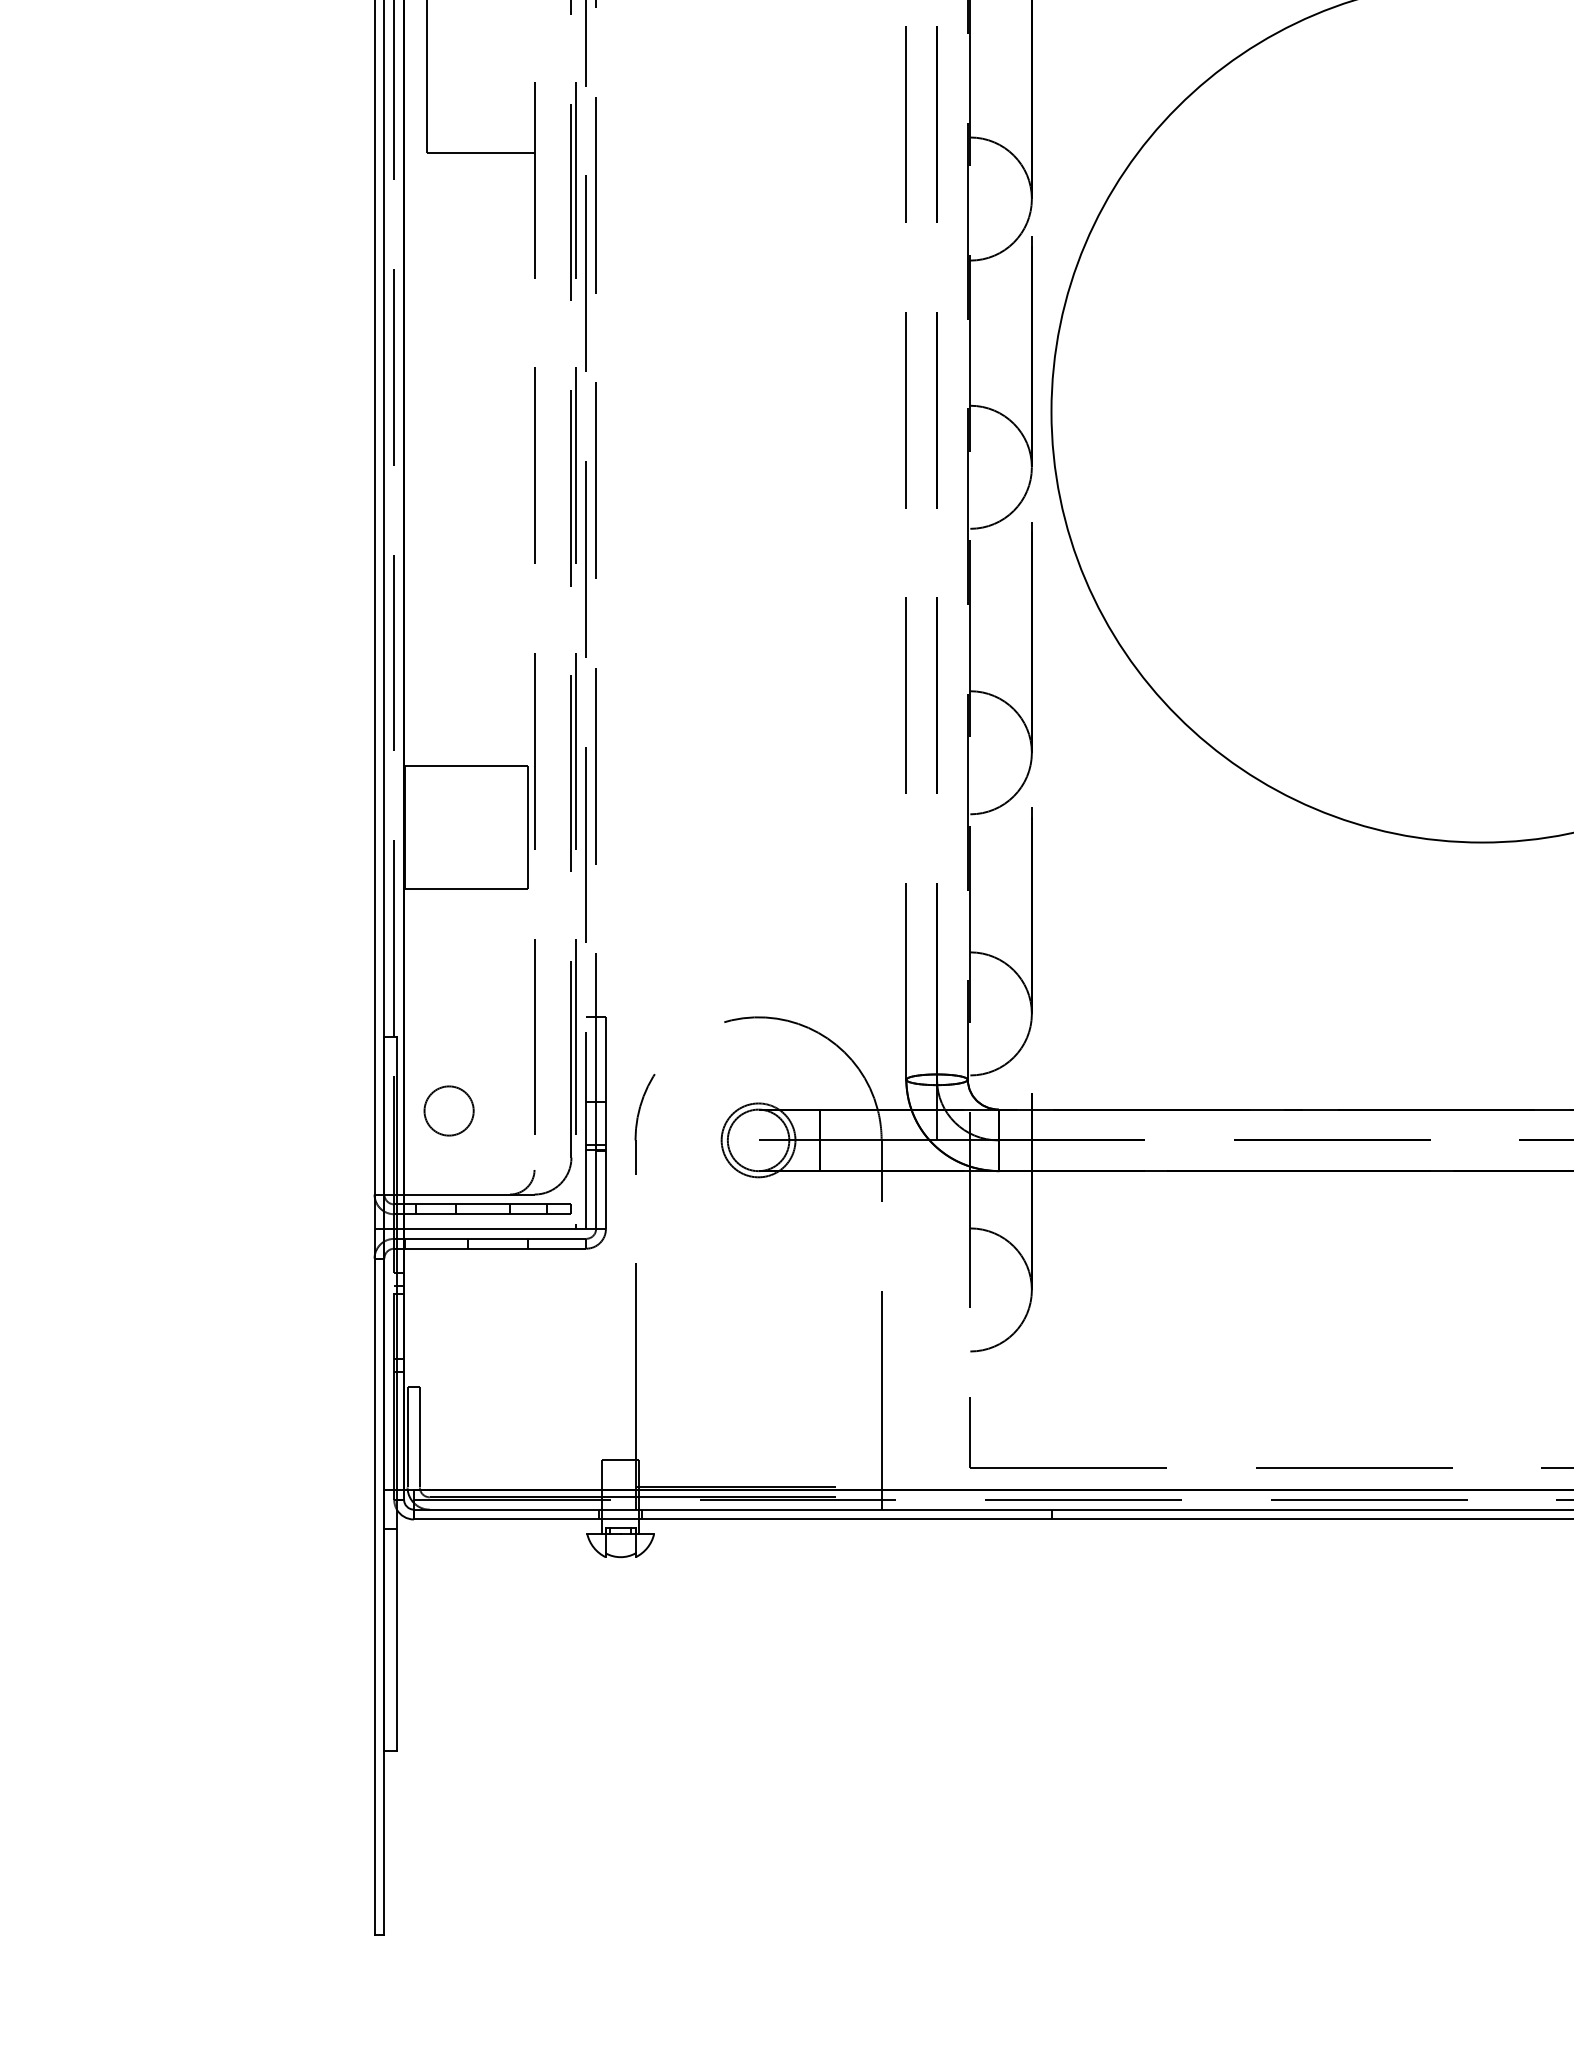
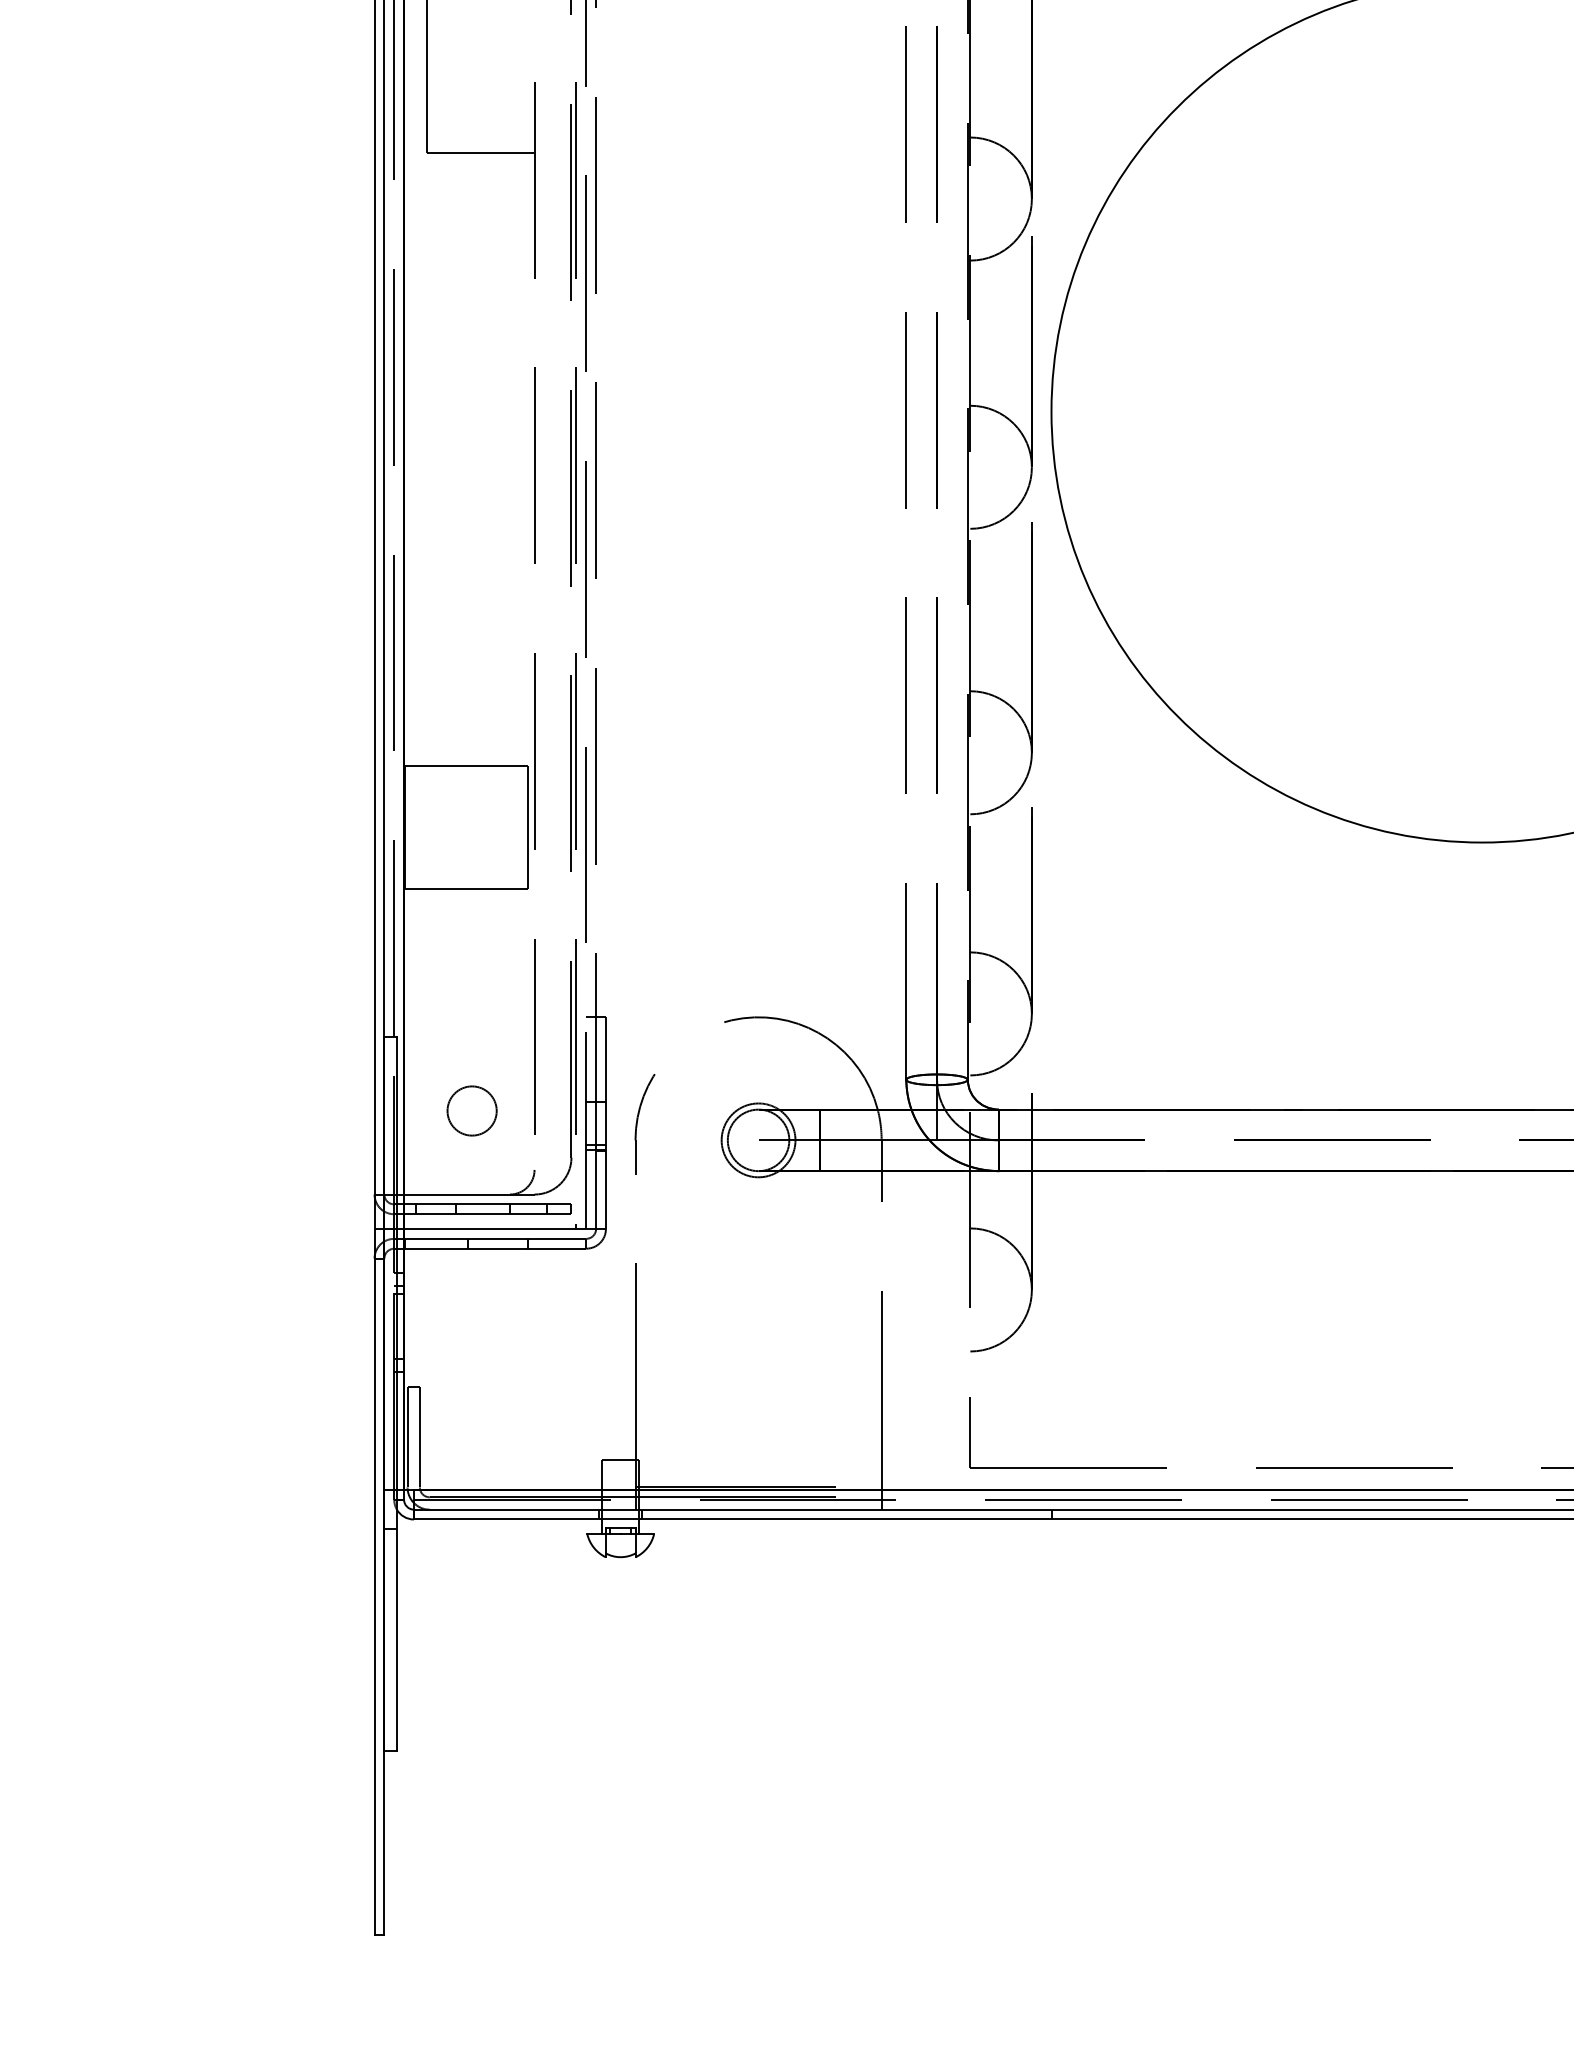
circle position: (448, 1110) -> (471, 1110) (471, 1110)
